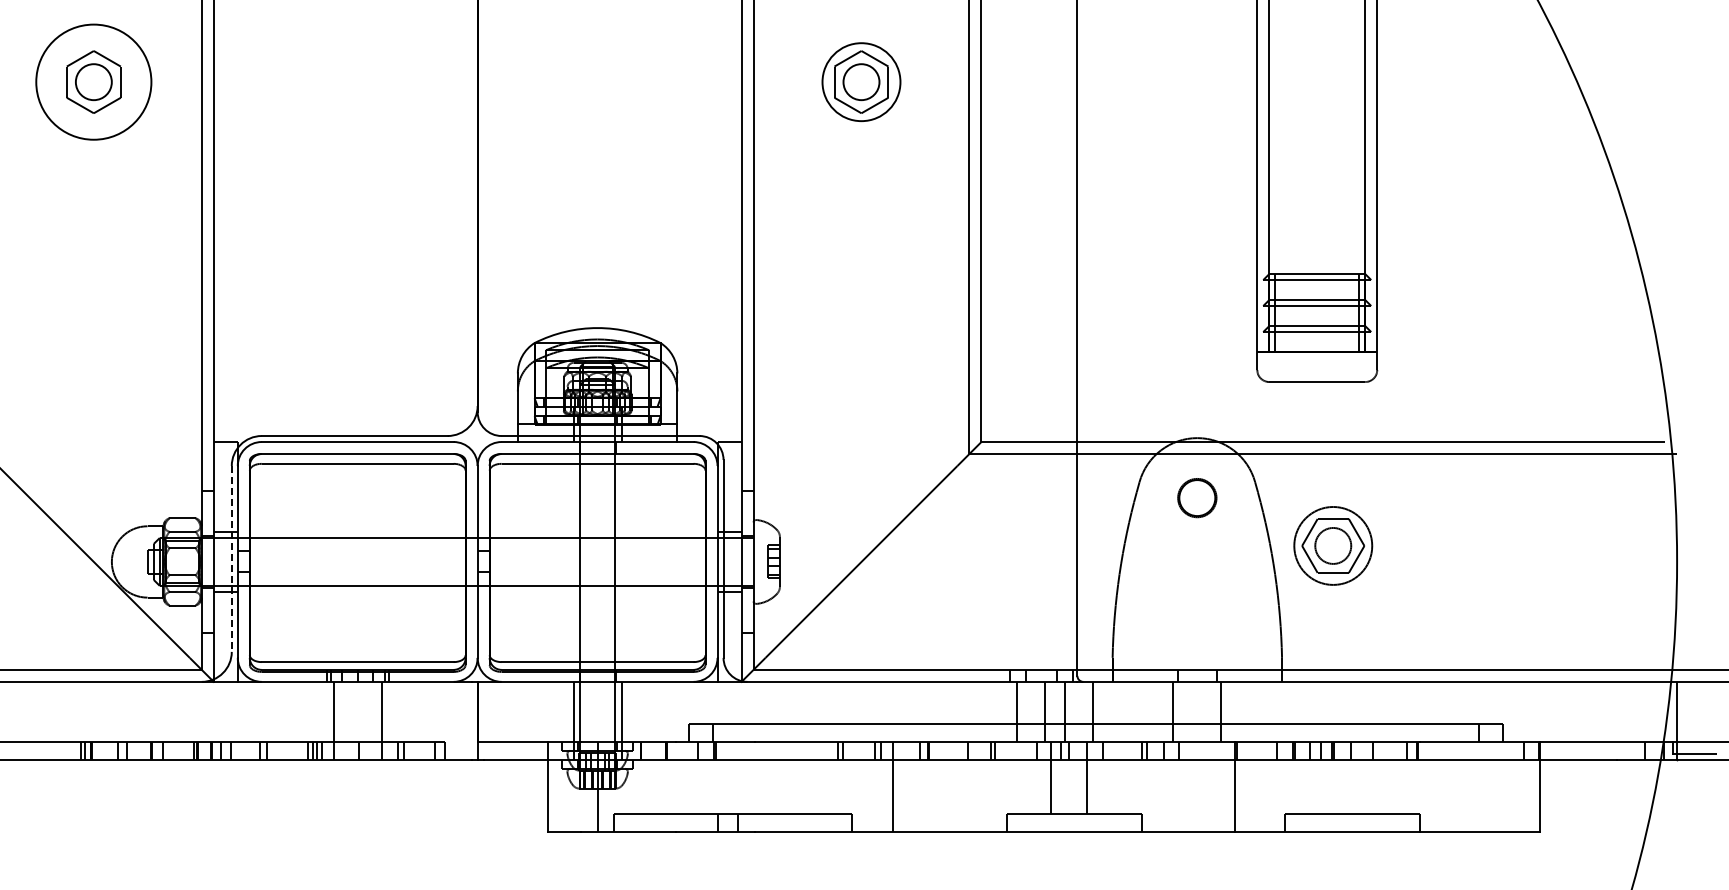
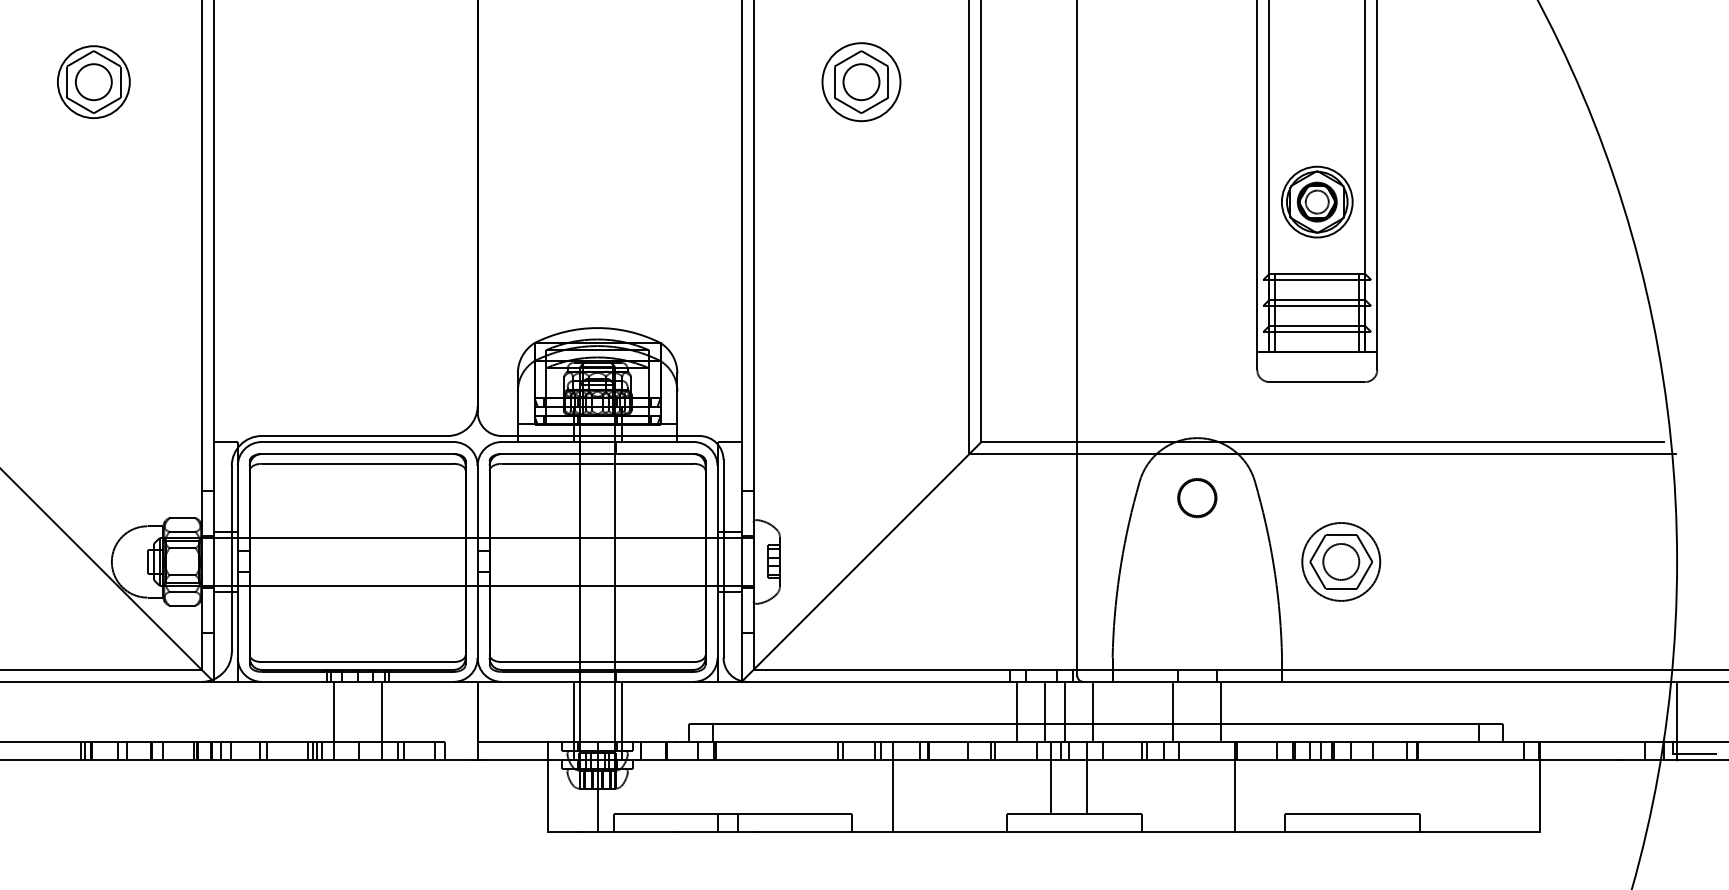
circle diameter: 115 px -> 72 px (93, 82)
part: none -> present (1317, 201)
part position: (1333, 545) -> (1341, 561) (1341, 561)
line: dashed -> solid (231, 558)
